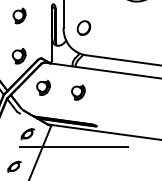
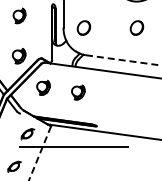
part: none -> present (136, 27)
line: solid -> dashed (123, 60)
line: solid -> dashed (40, 152)
